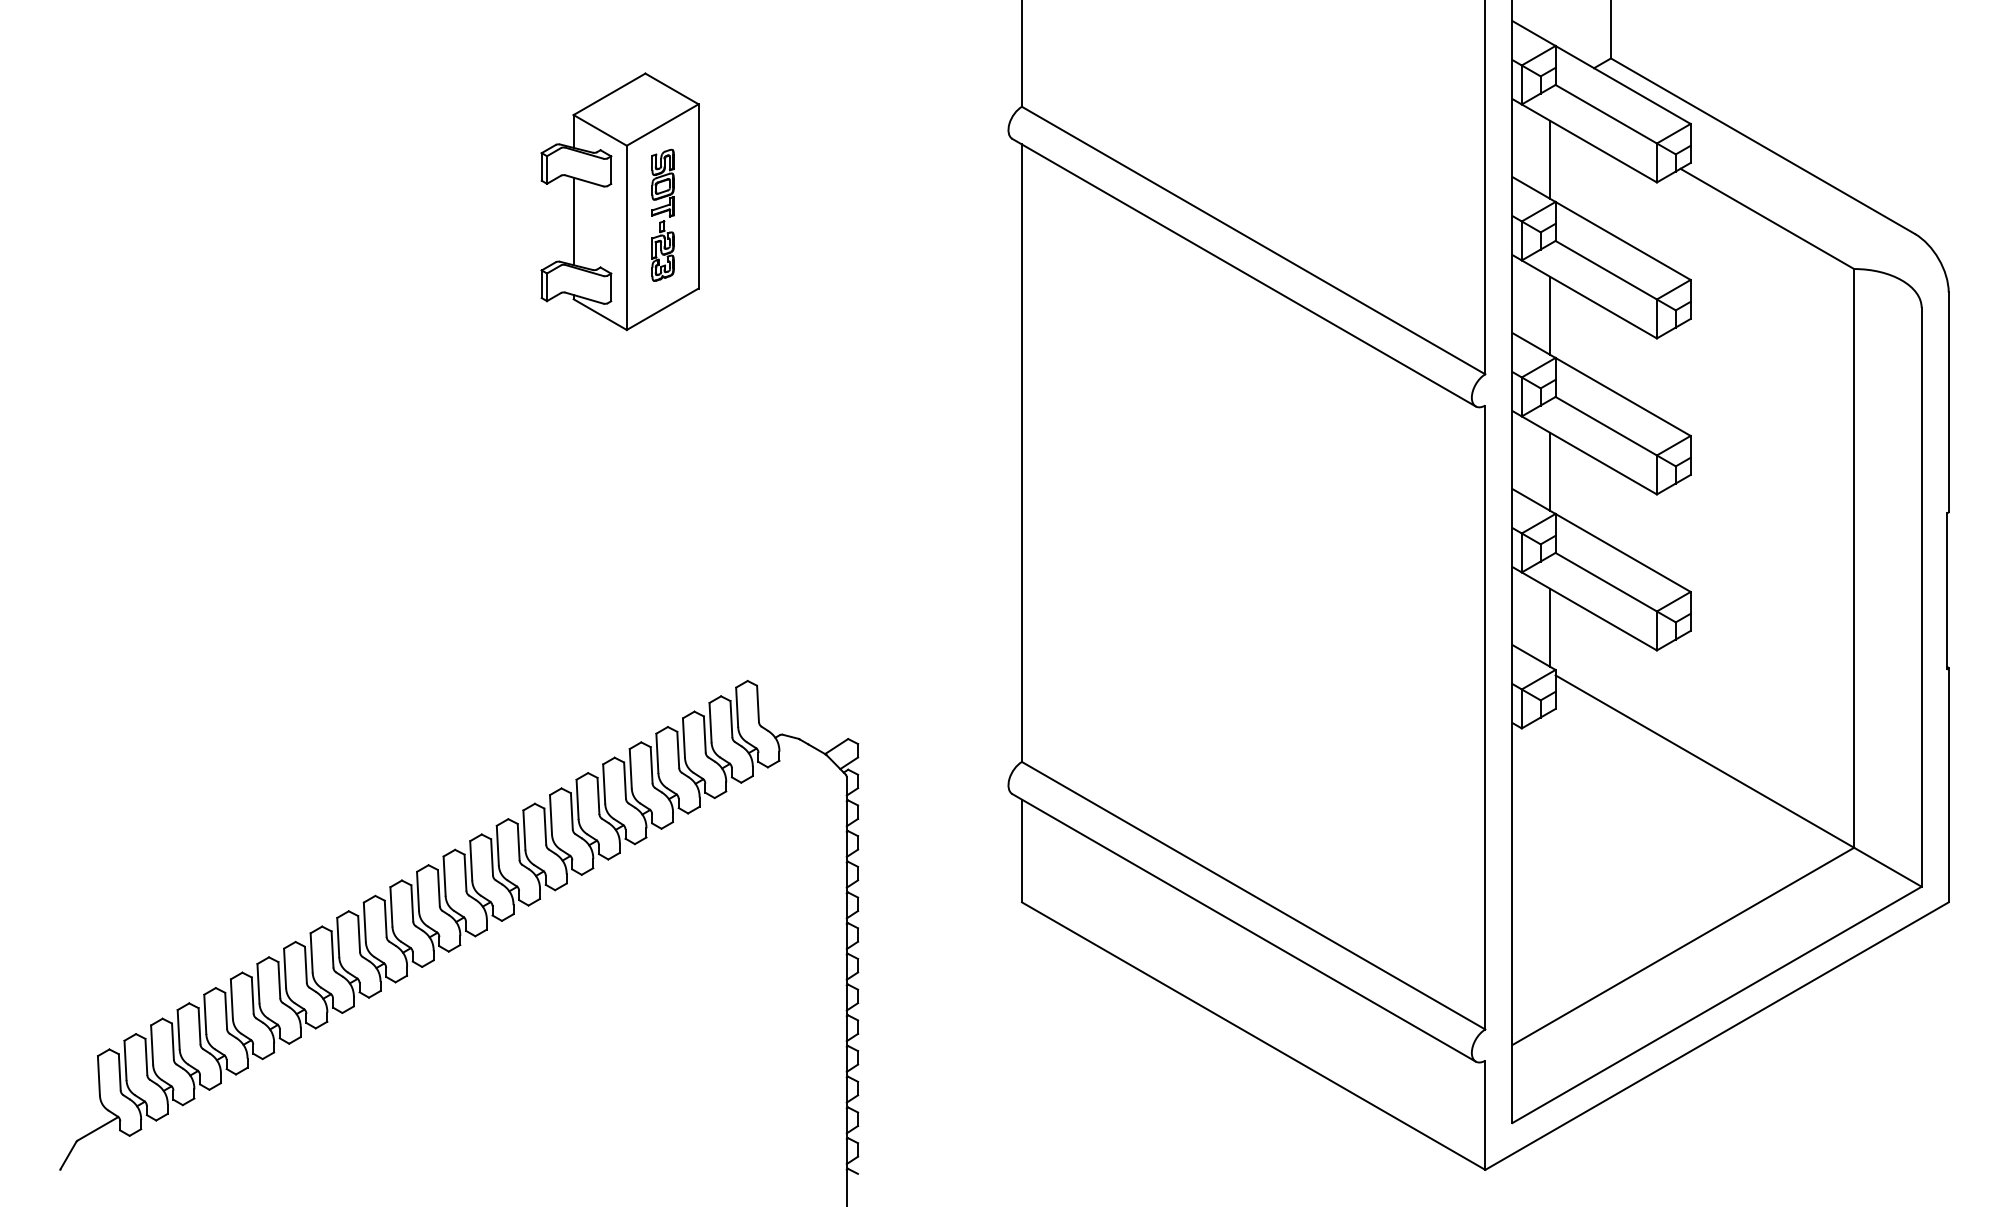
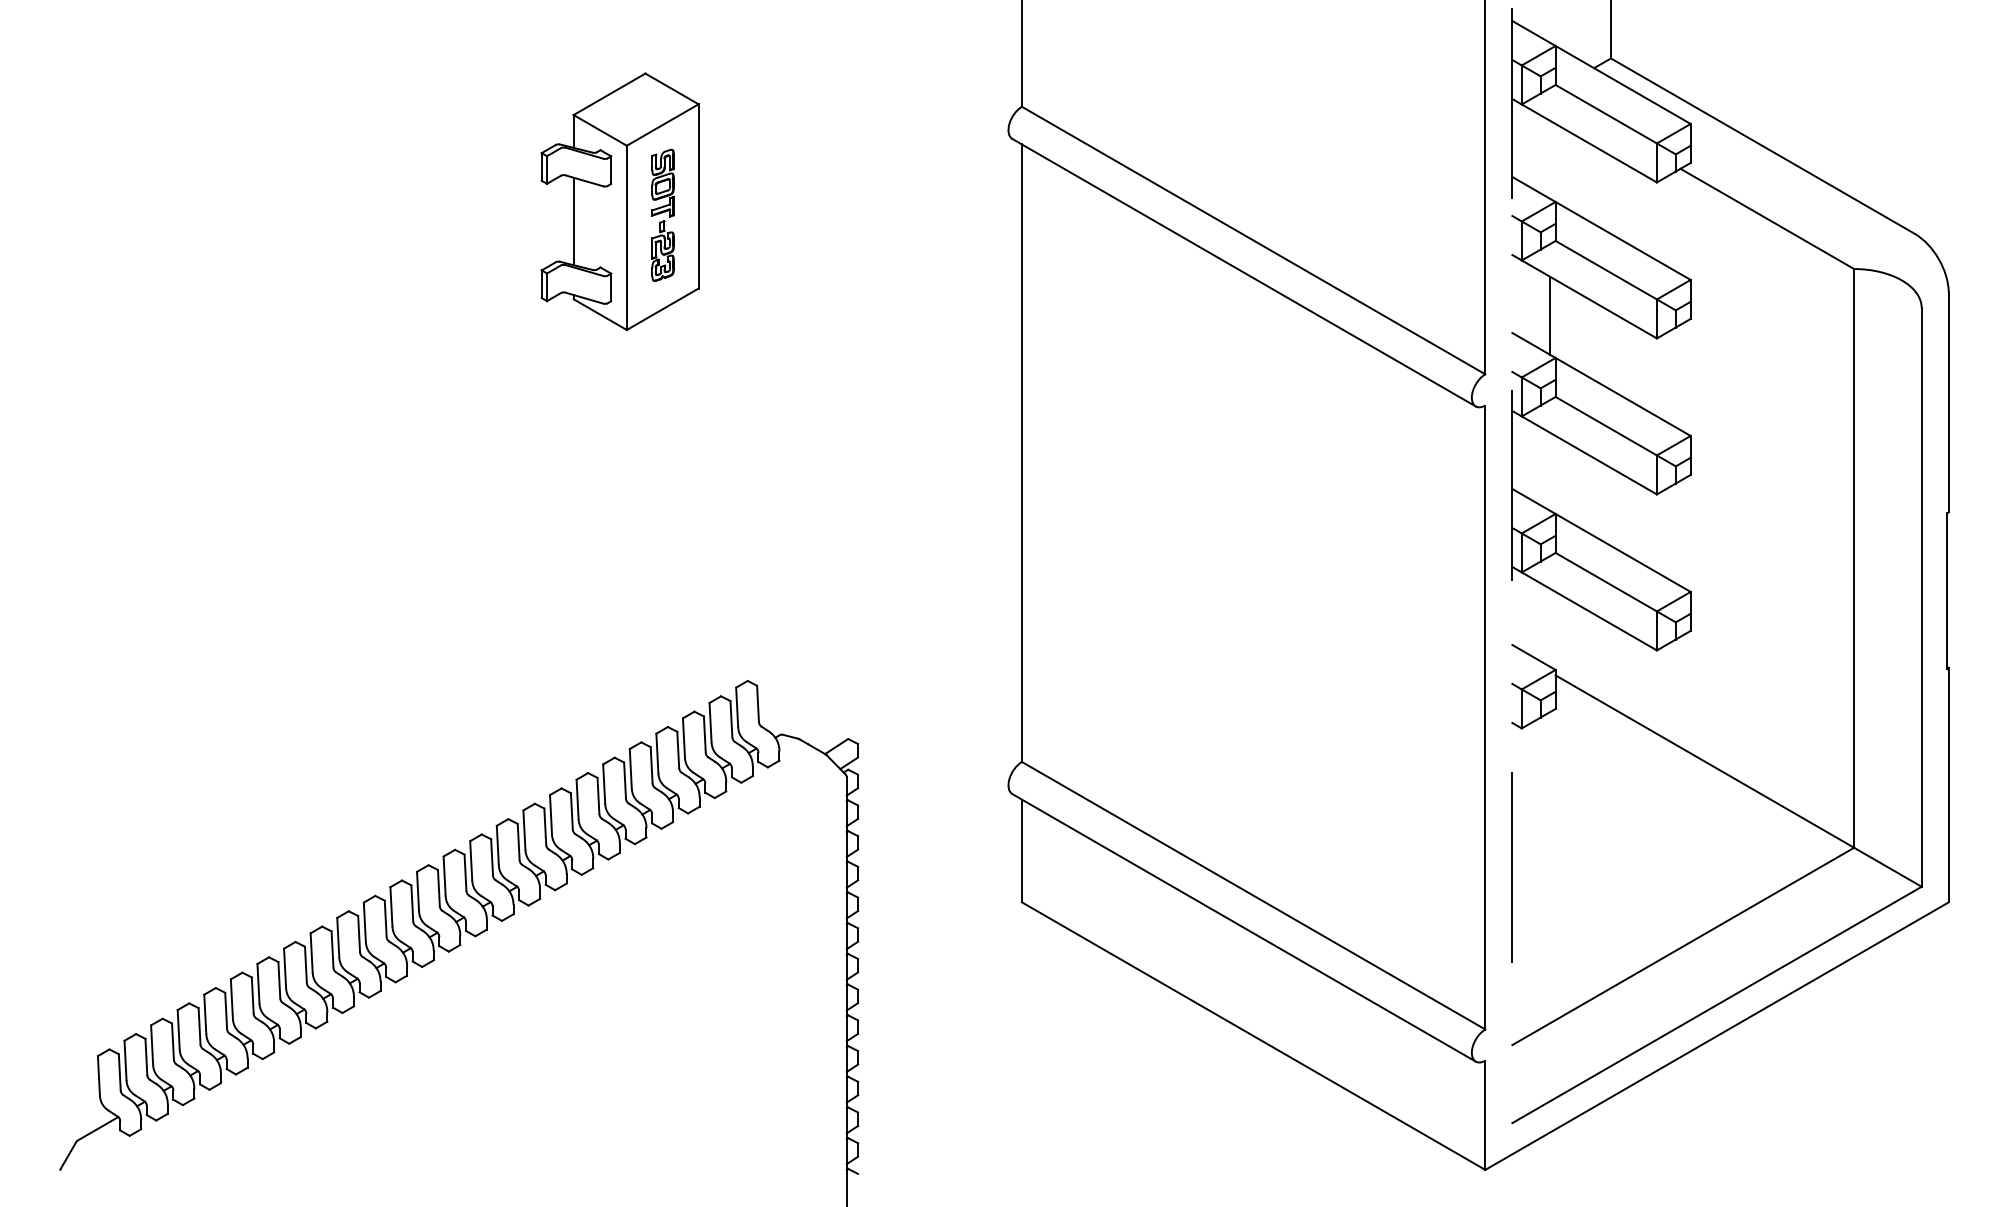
line: present -> none (1550, 159)
line: present -> none (1550, 471)
line: solid -> dashed (1512, 562)
line: present -> none (1550, 627)
